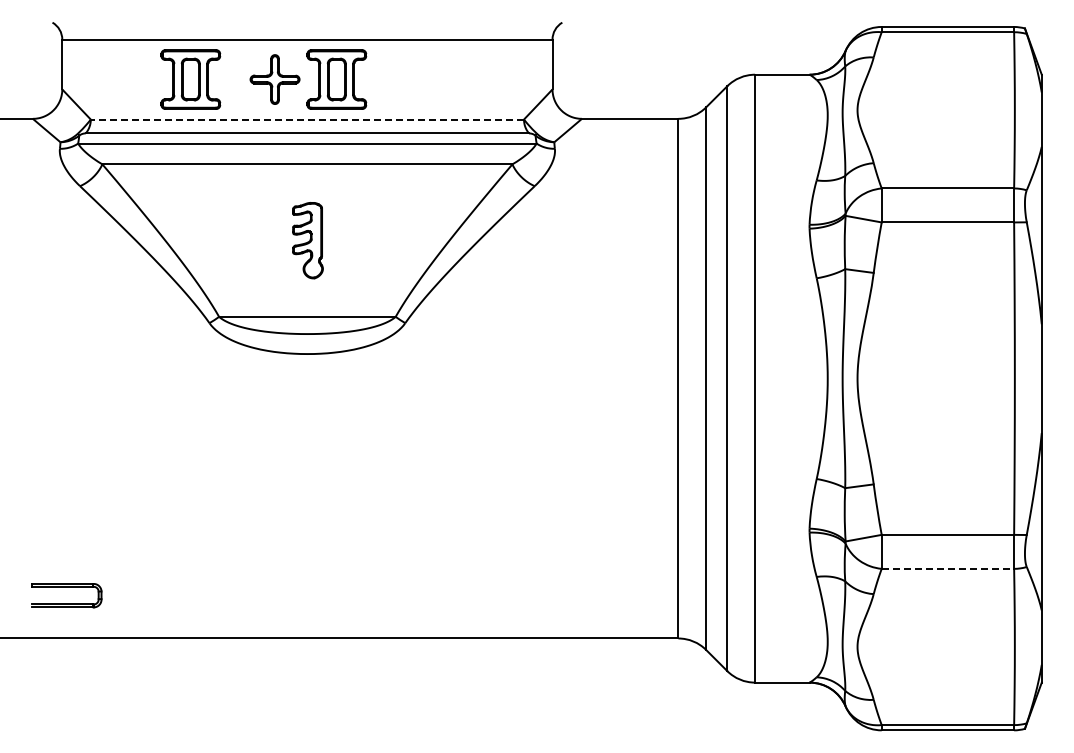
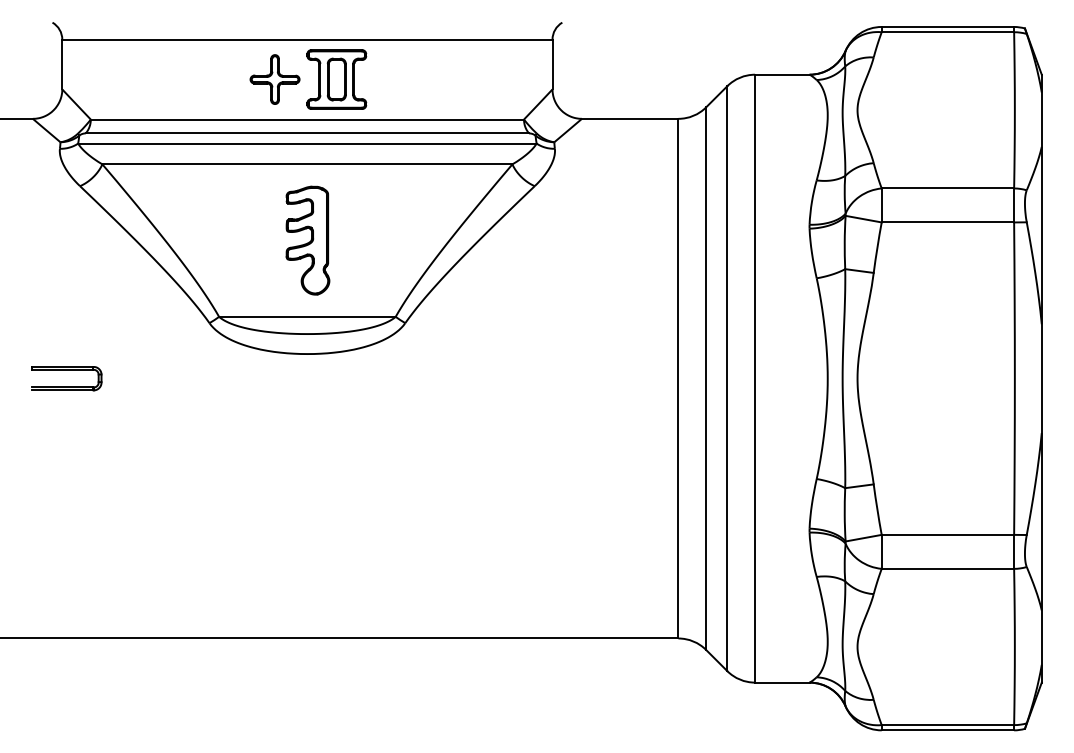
part: present -> none (190, 79)
line: dashed -> solid (307, 119)
part size: 32x78 px -> 46x111 px (307, 240)
line: dashed -> solid (948, 568)
part position: (66, 587) -> (66, 370) (66, 370)
